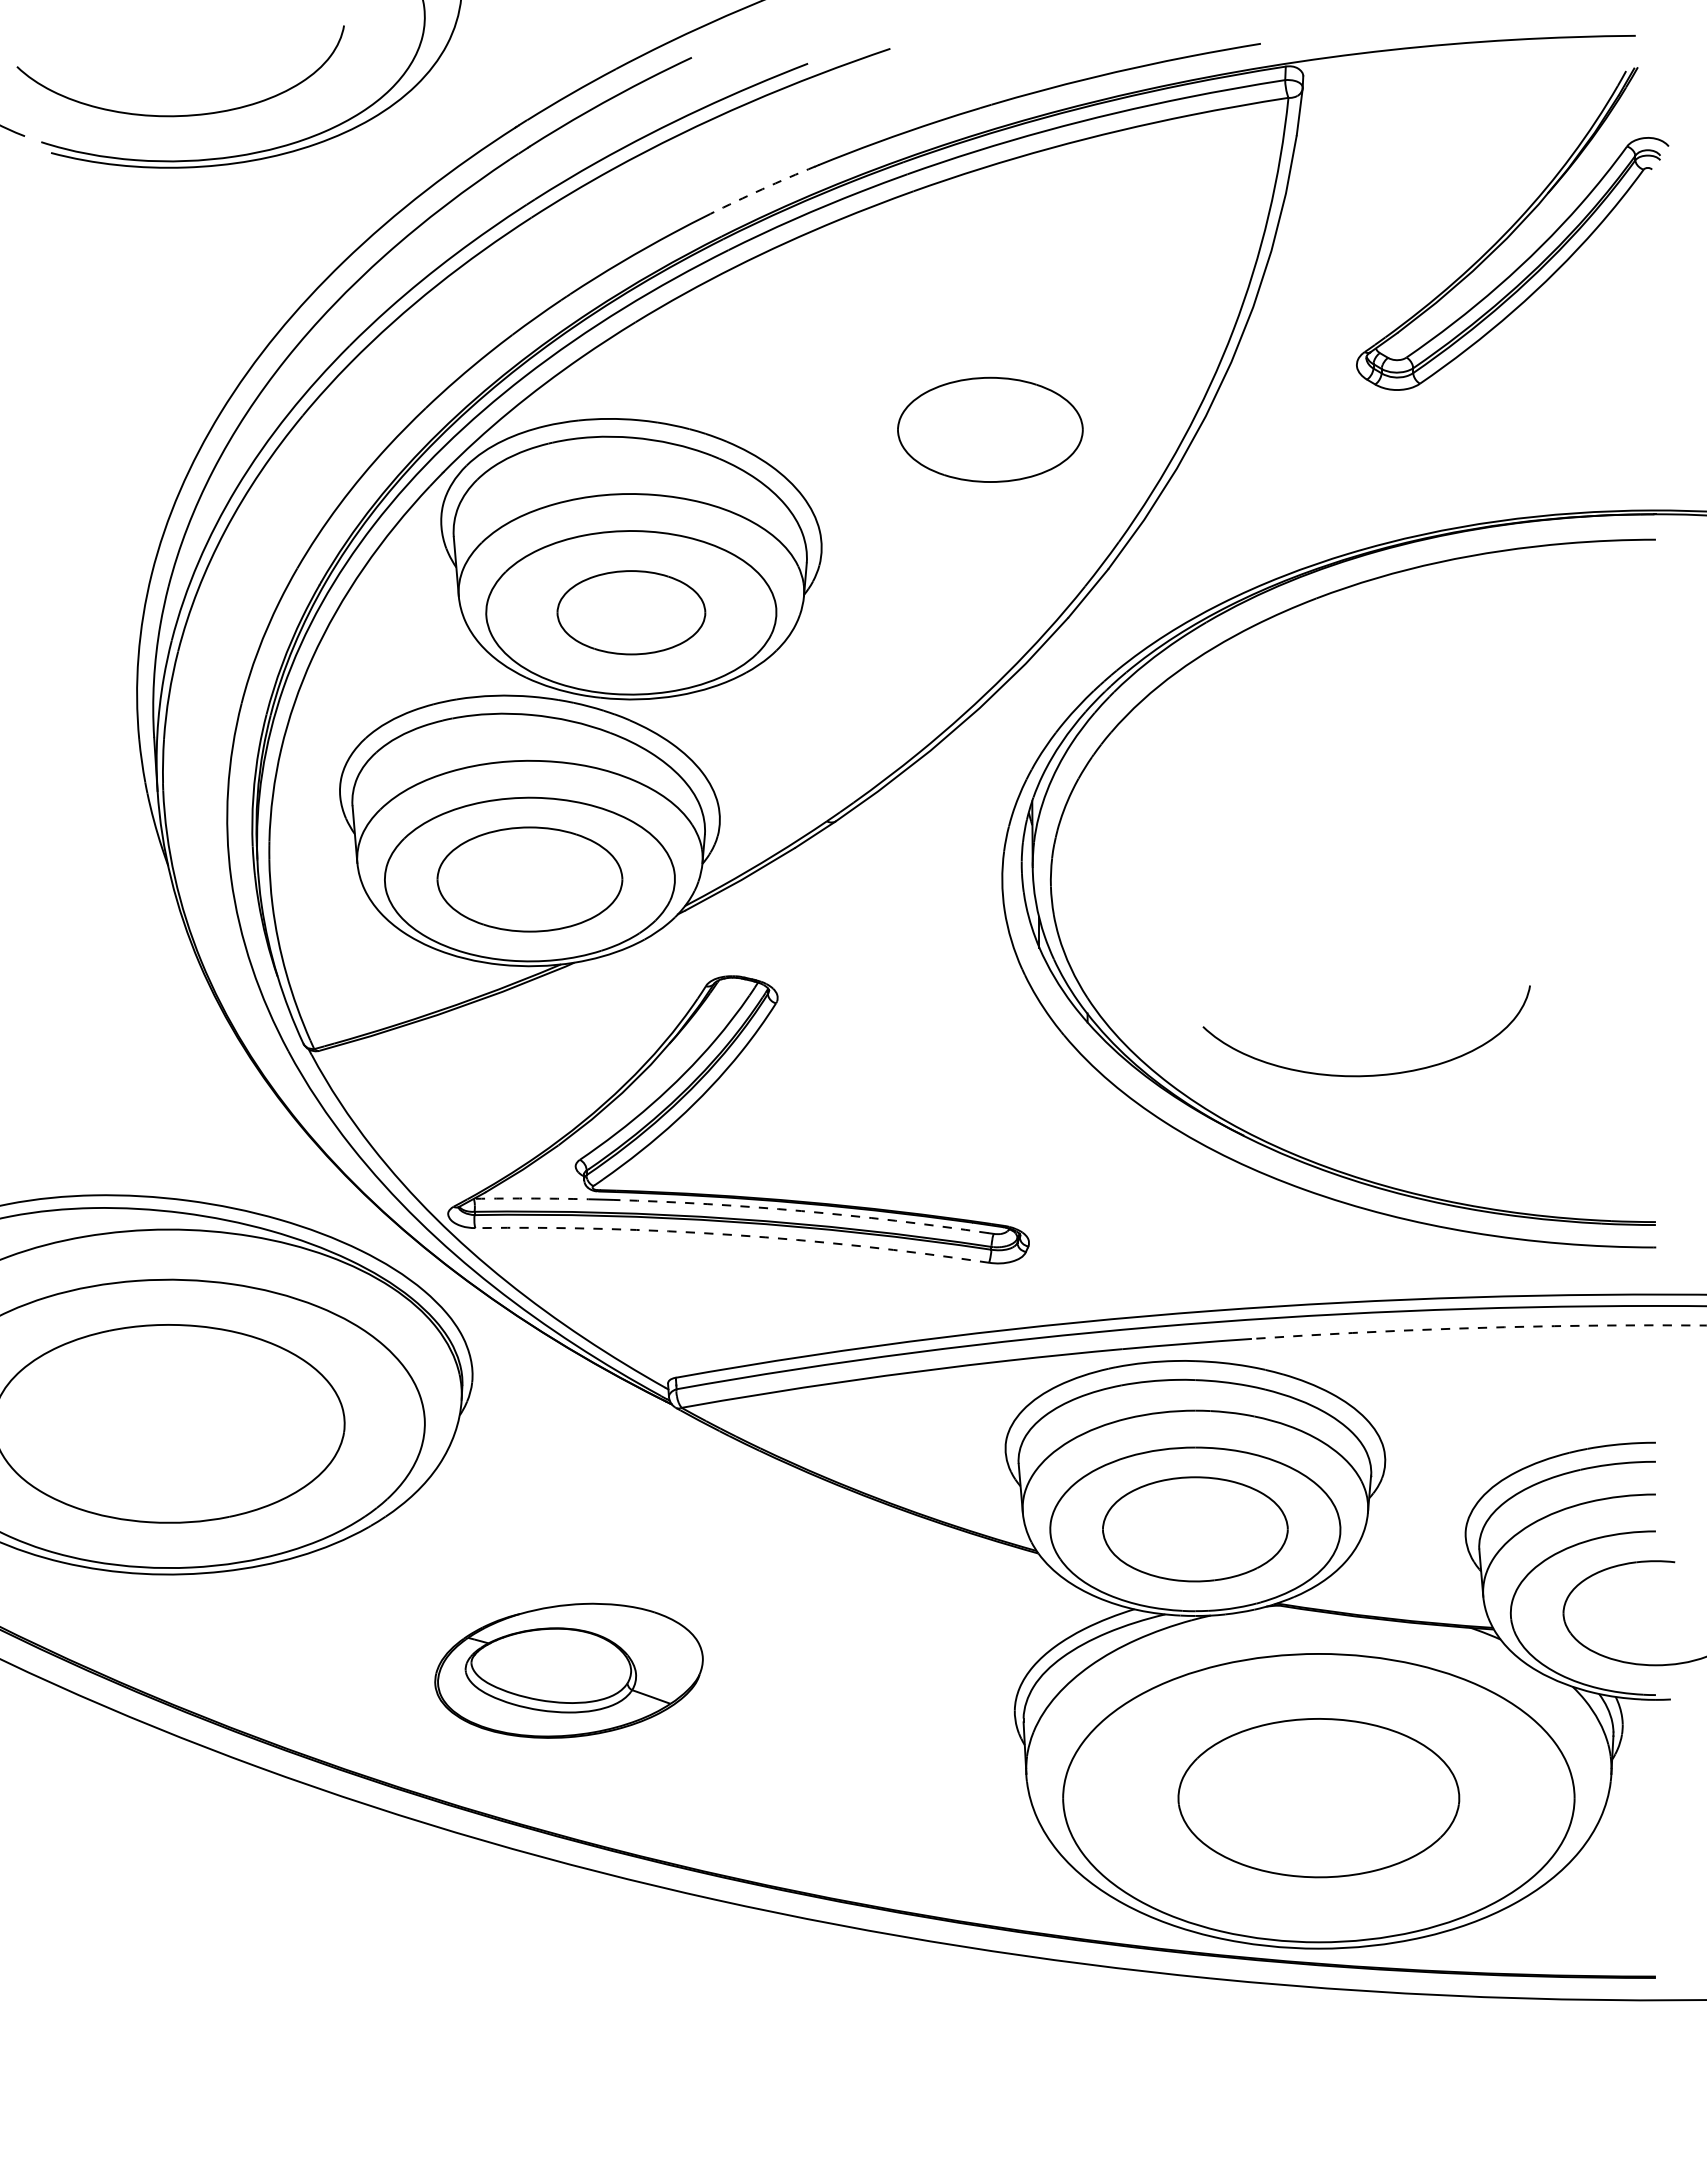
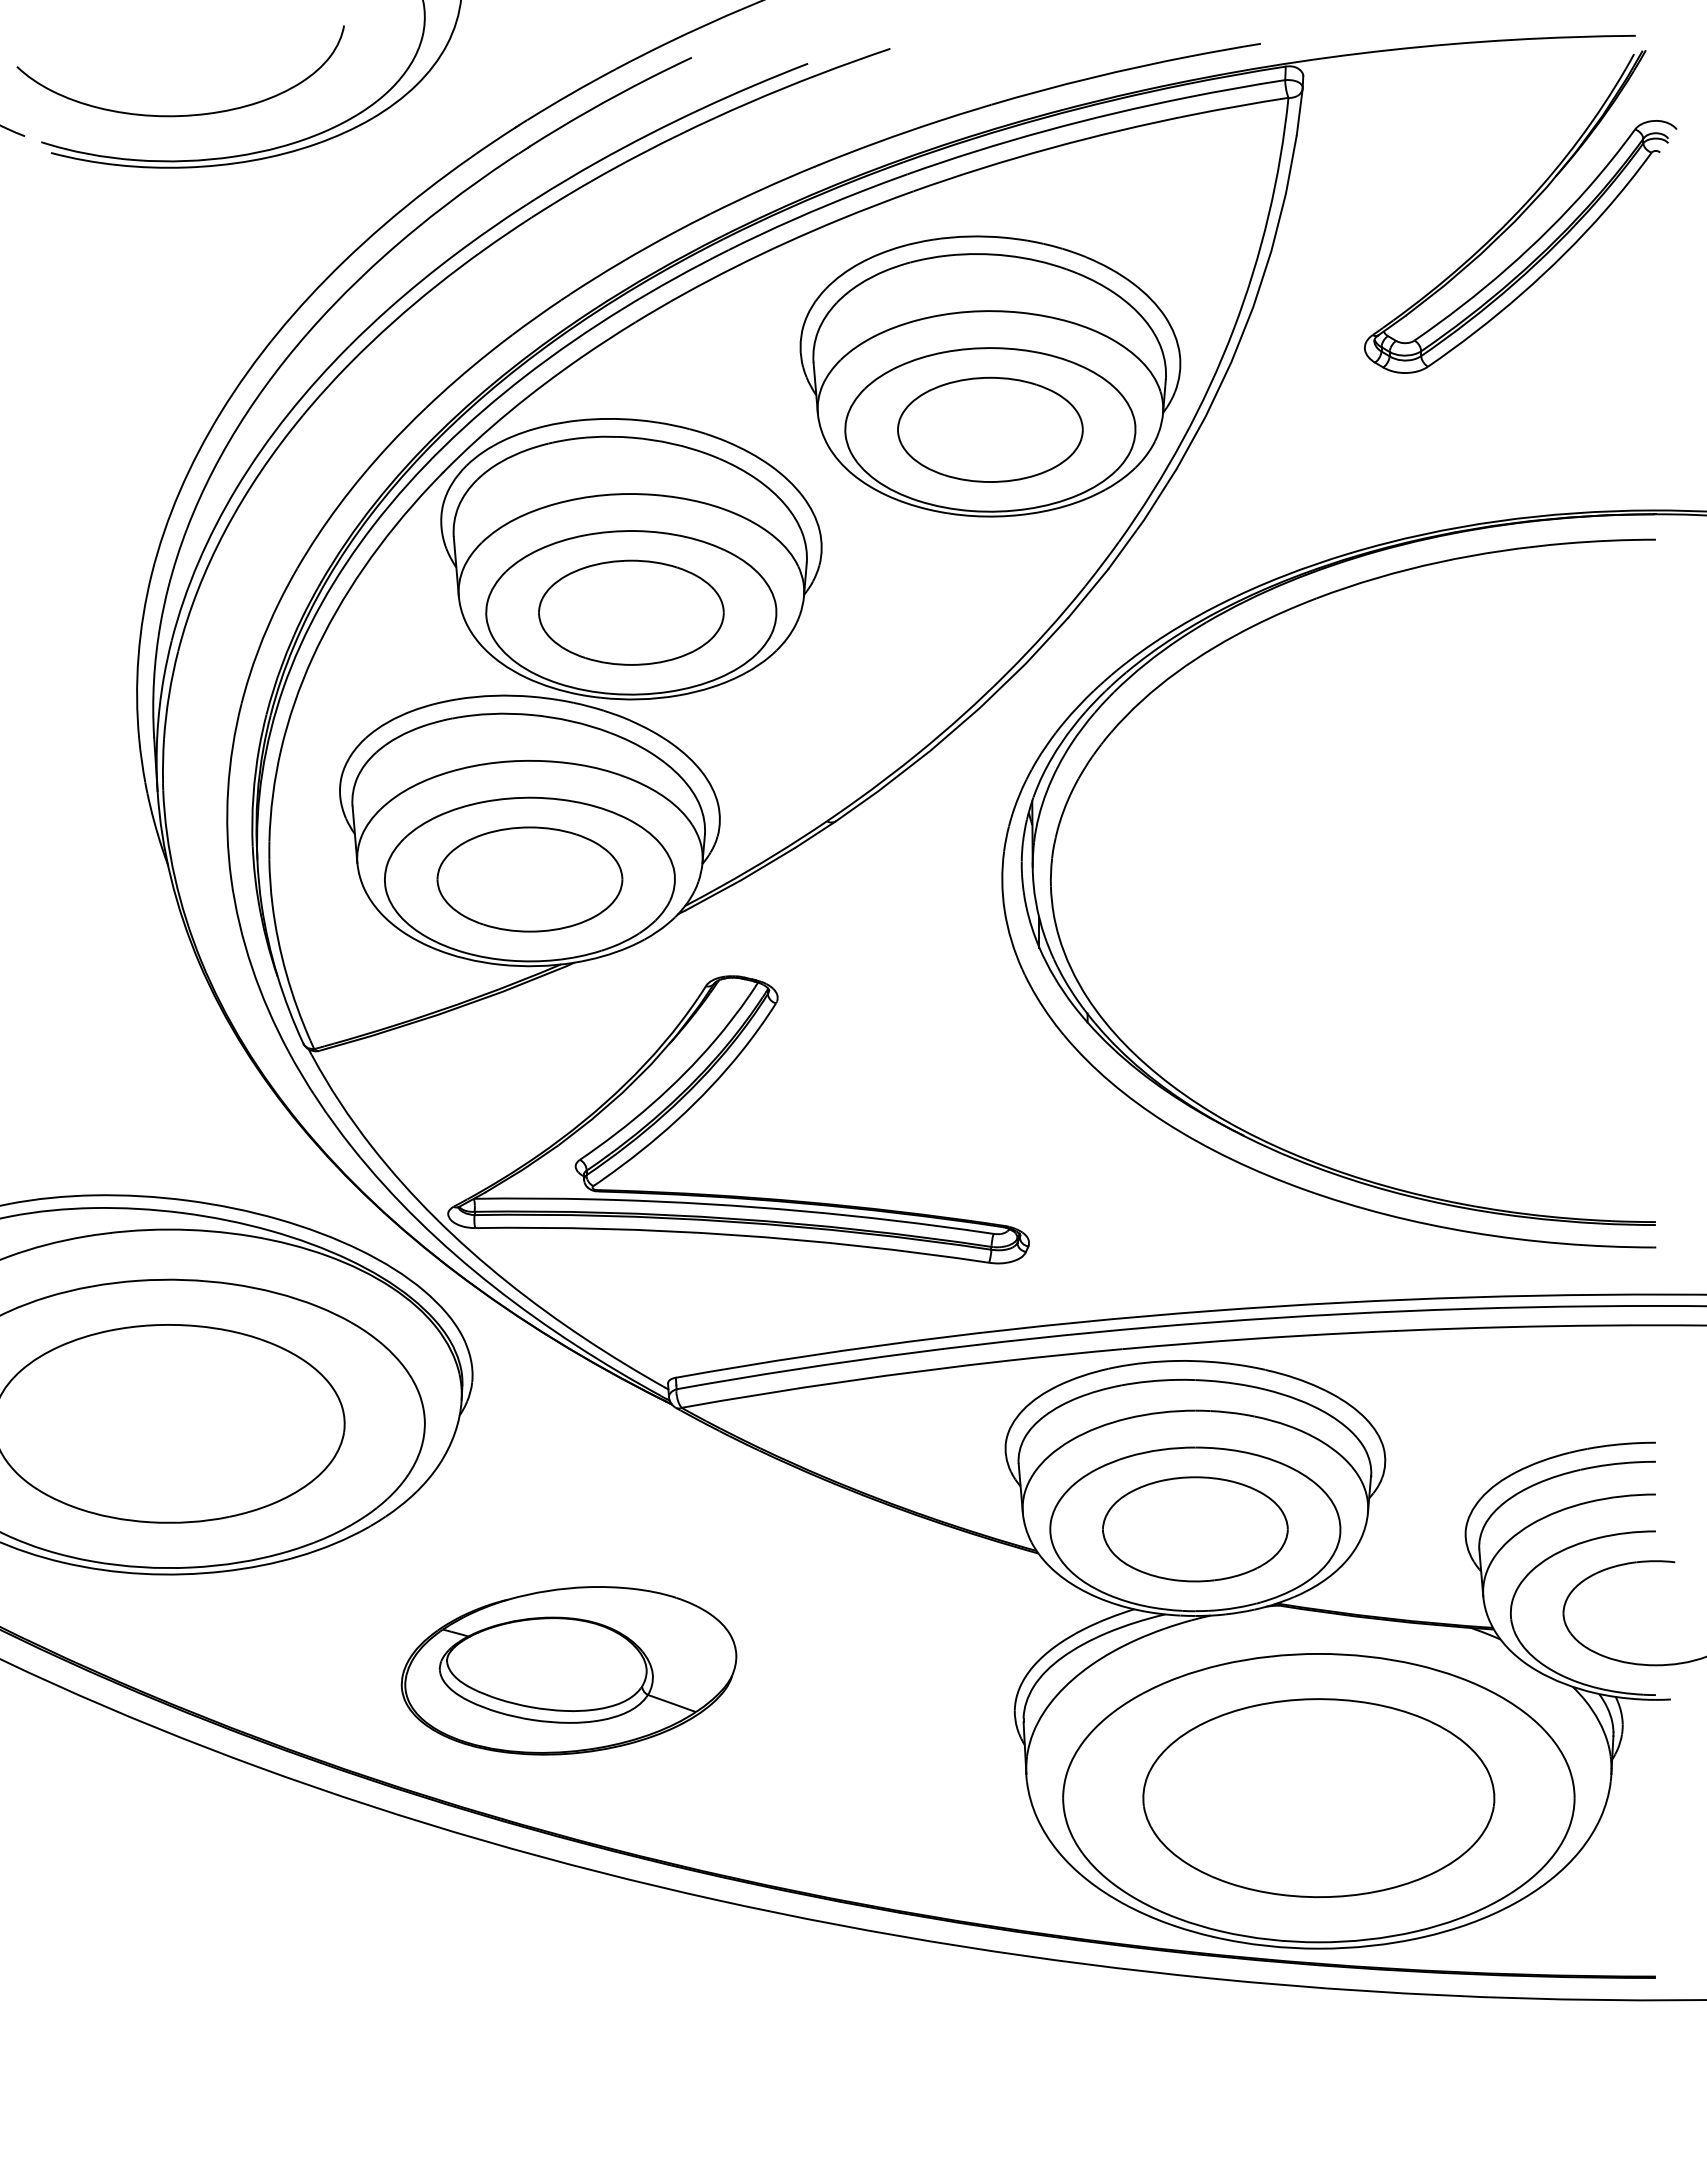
arc: dashed -> solid (762, 189)
part position: (1512, 228) -> (1520, 211) (1520, 211)
part: none -> present (990, 376)
part size: 151x86 px -> 187x107 px (631, 612)
curve: present -> none (1371, 1074)
arc: dashed -> solid (534, 1198)
arc: dashed -> solid (801, 1211)
arc: dashed -> solid (732, 1234)
arc: dashed -> solid (1479, 1327)
part size: 270x137 px -> 338x170 px (568, 1670)
part size: 284x161 px -> 354x200 px (1318, 1797)
